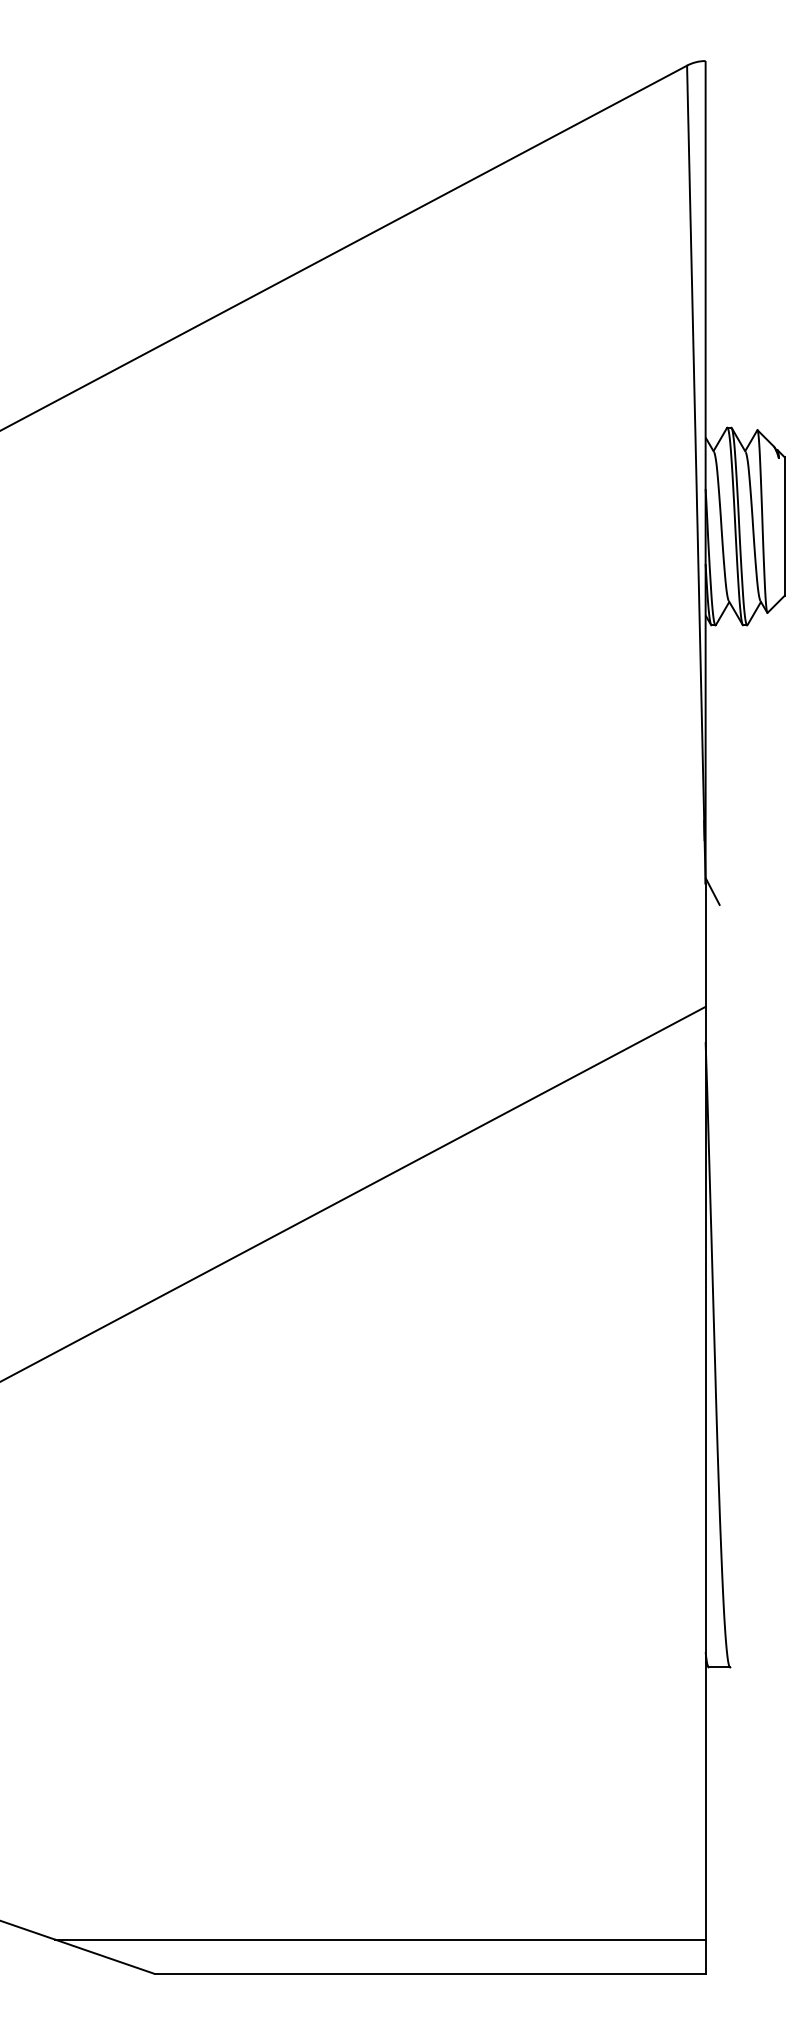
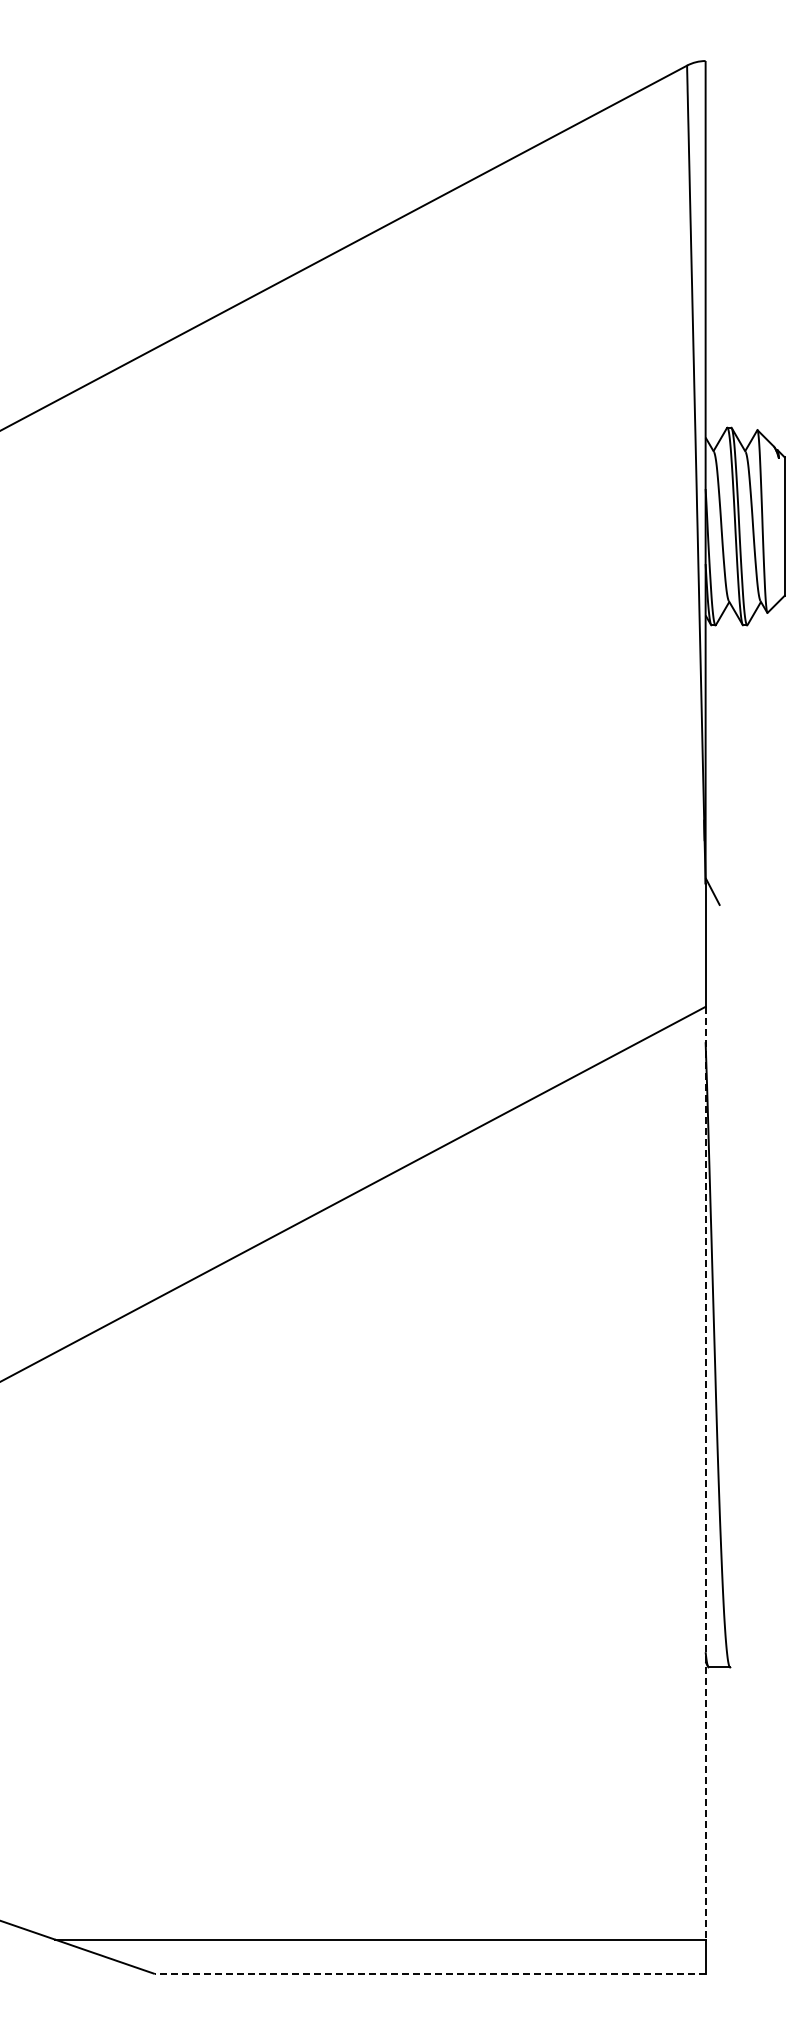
line: solid -> dashed (705, 1473)
line: solid -> dashed (429, 1973)
